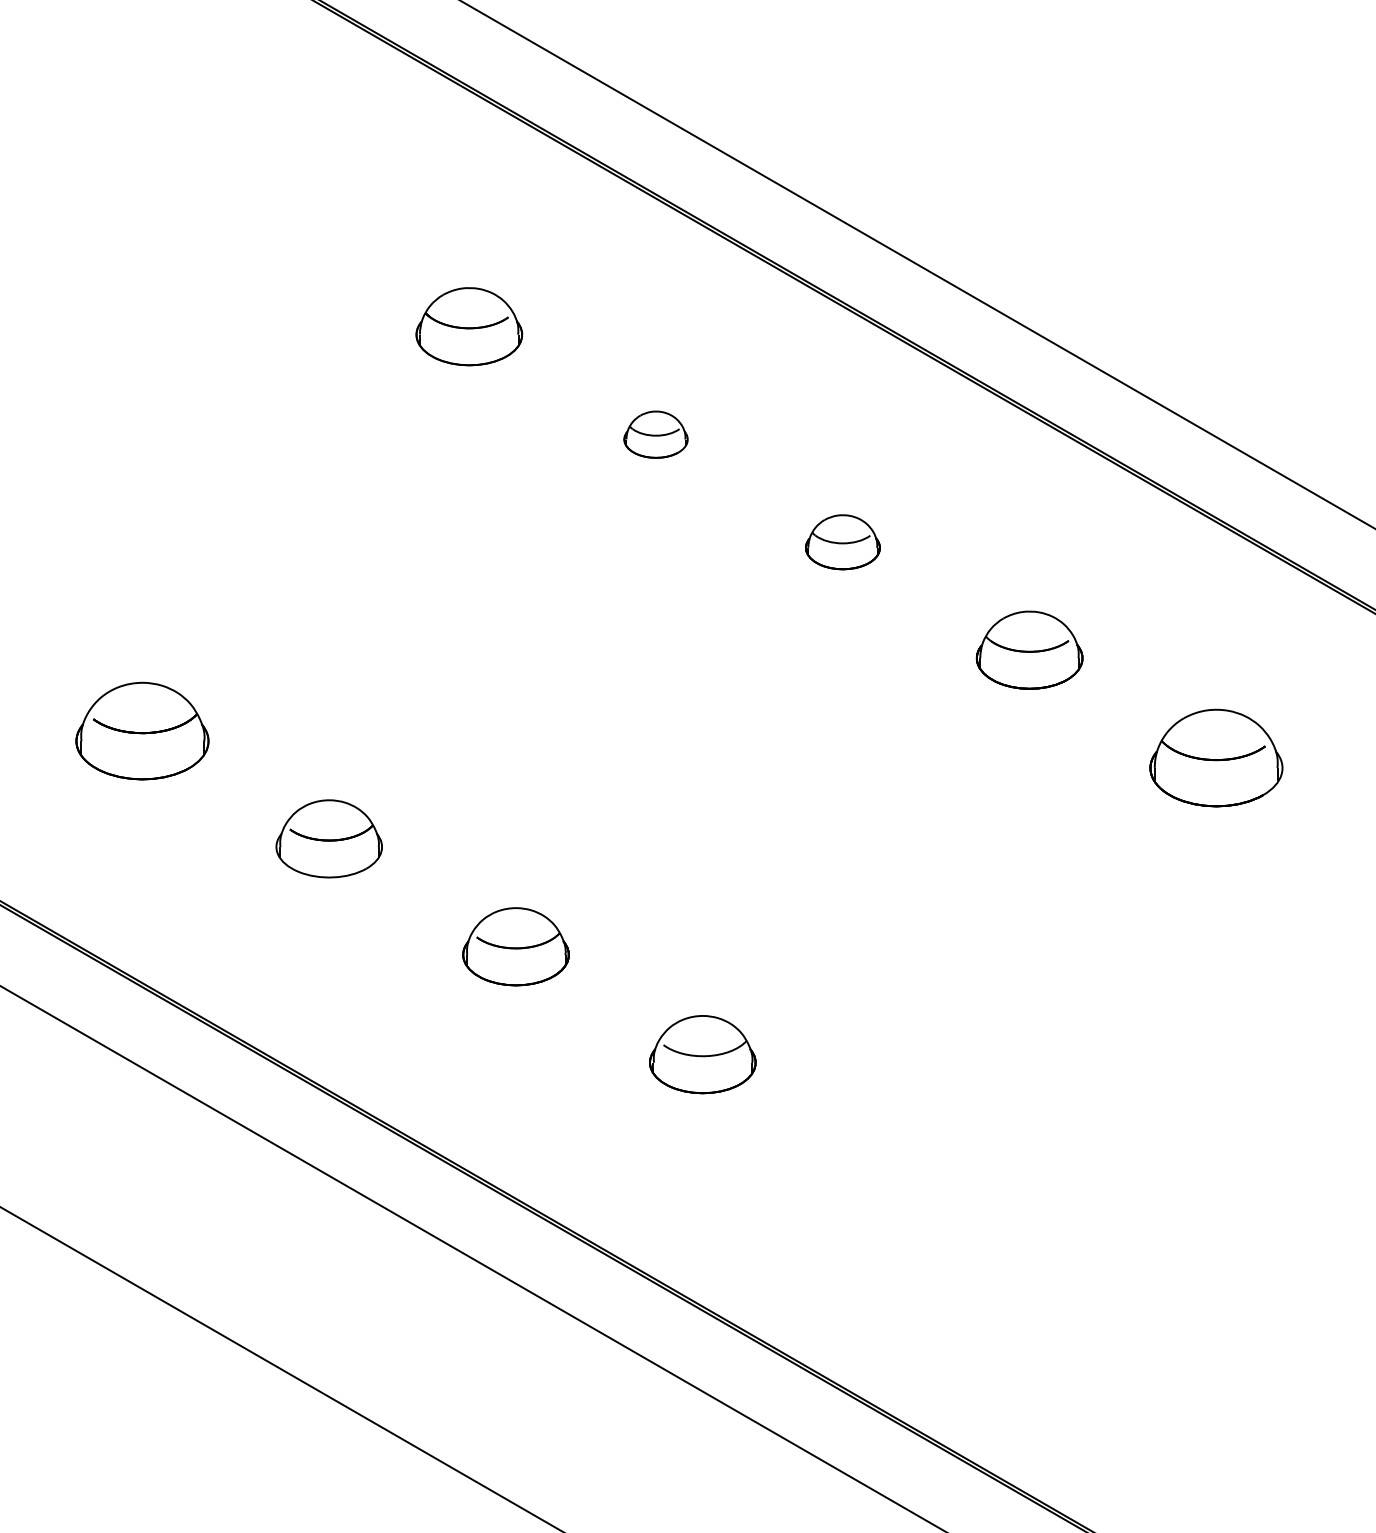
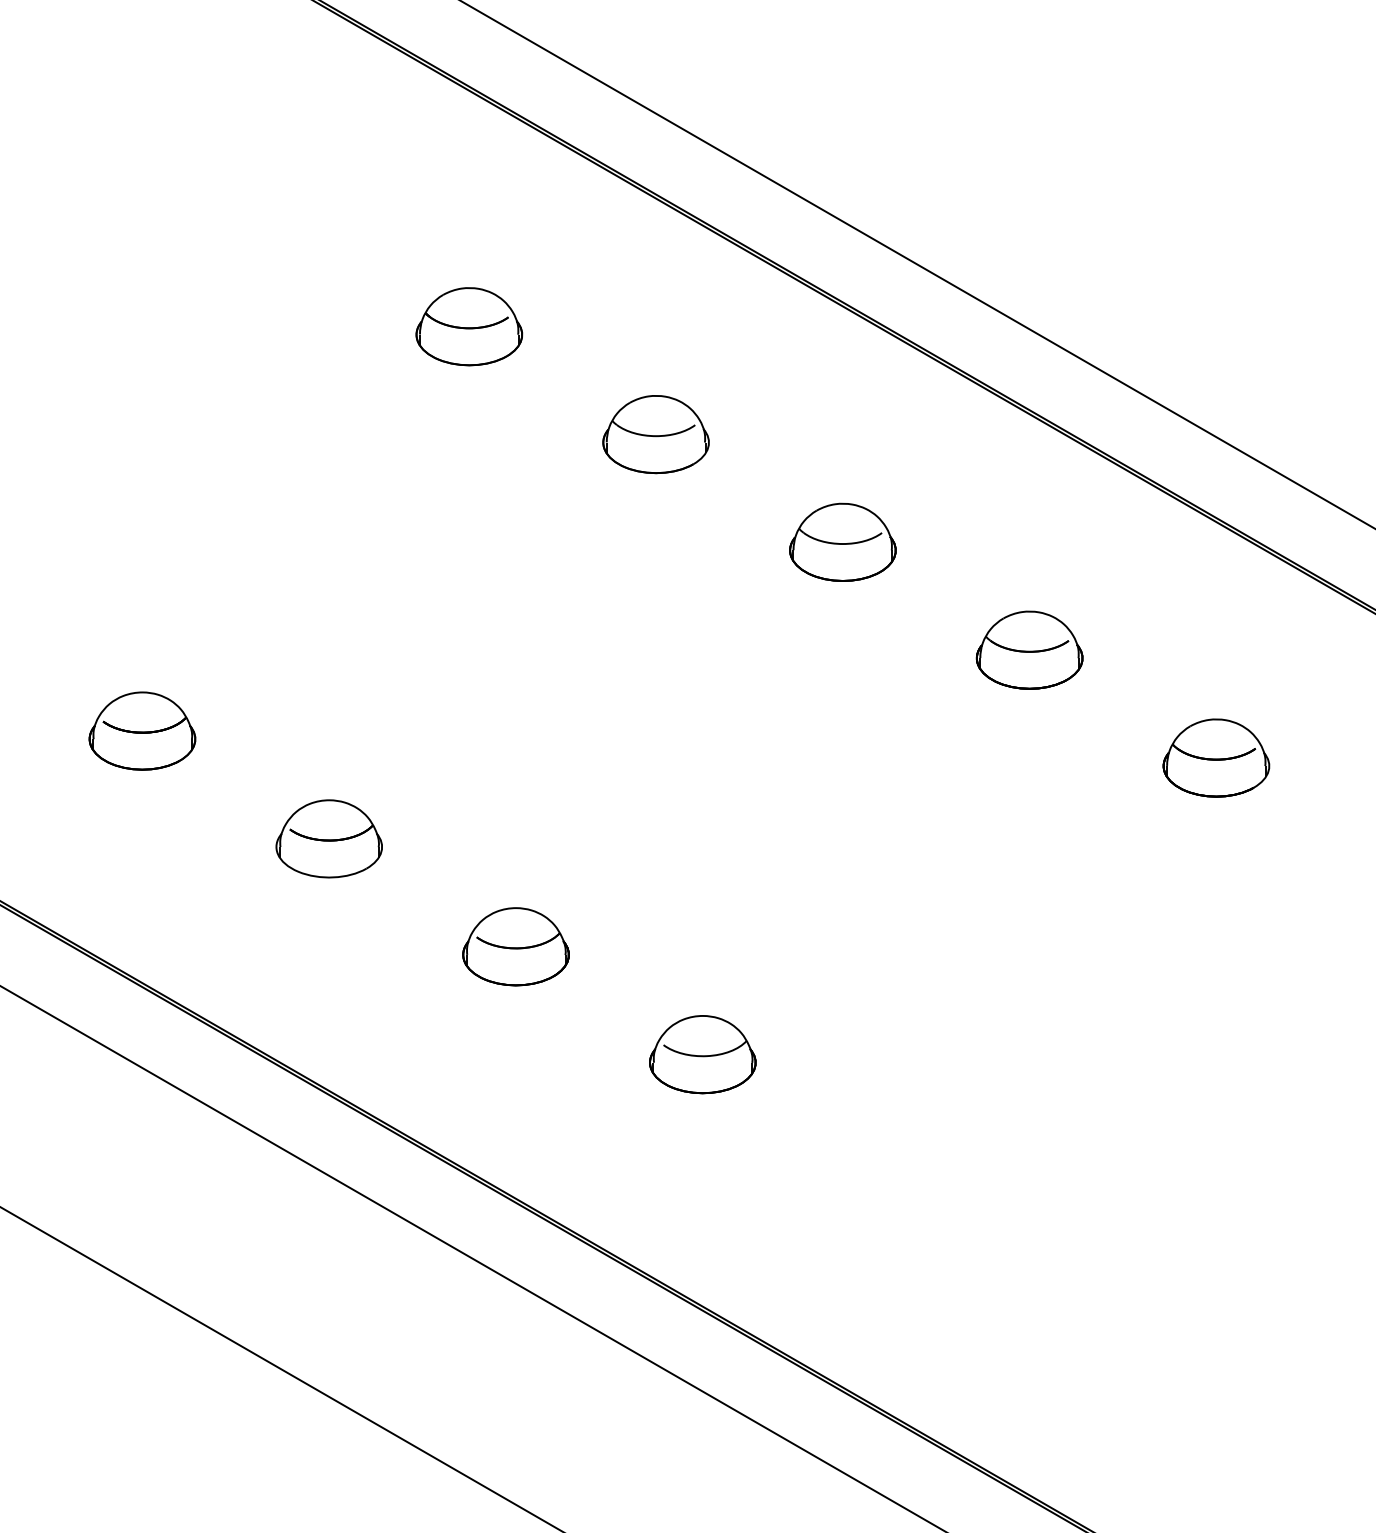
part size: 66x49 px -> 108x80 px (655, 434)
part size: 76x57 px -> 108x80 px (842, 541)
part size: 135x100 px -> 109x80 px (142, 730)
part size: 135x100 px -> 109x80 px (1216, 757)
